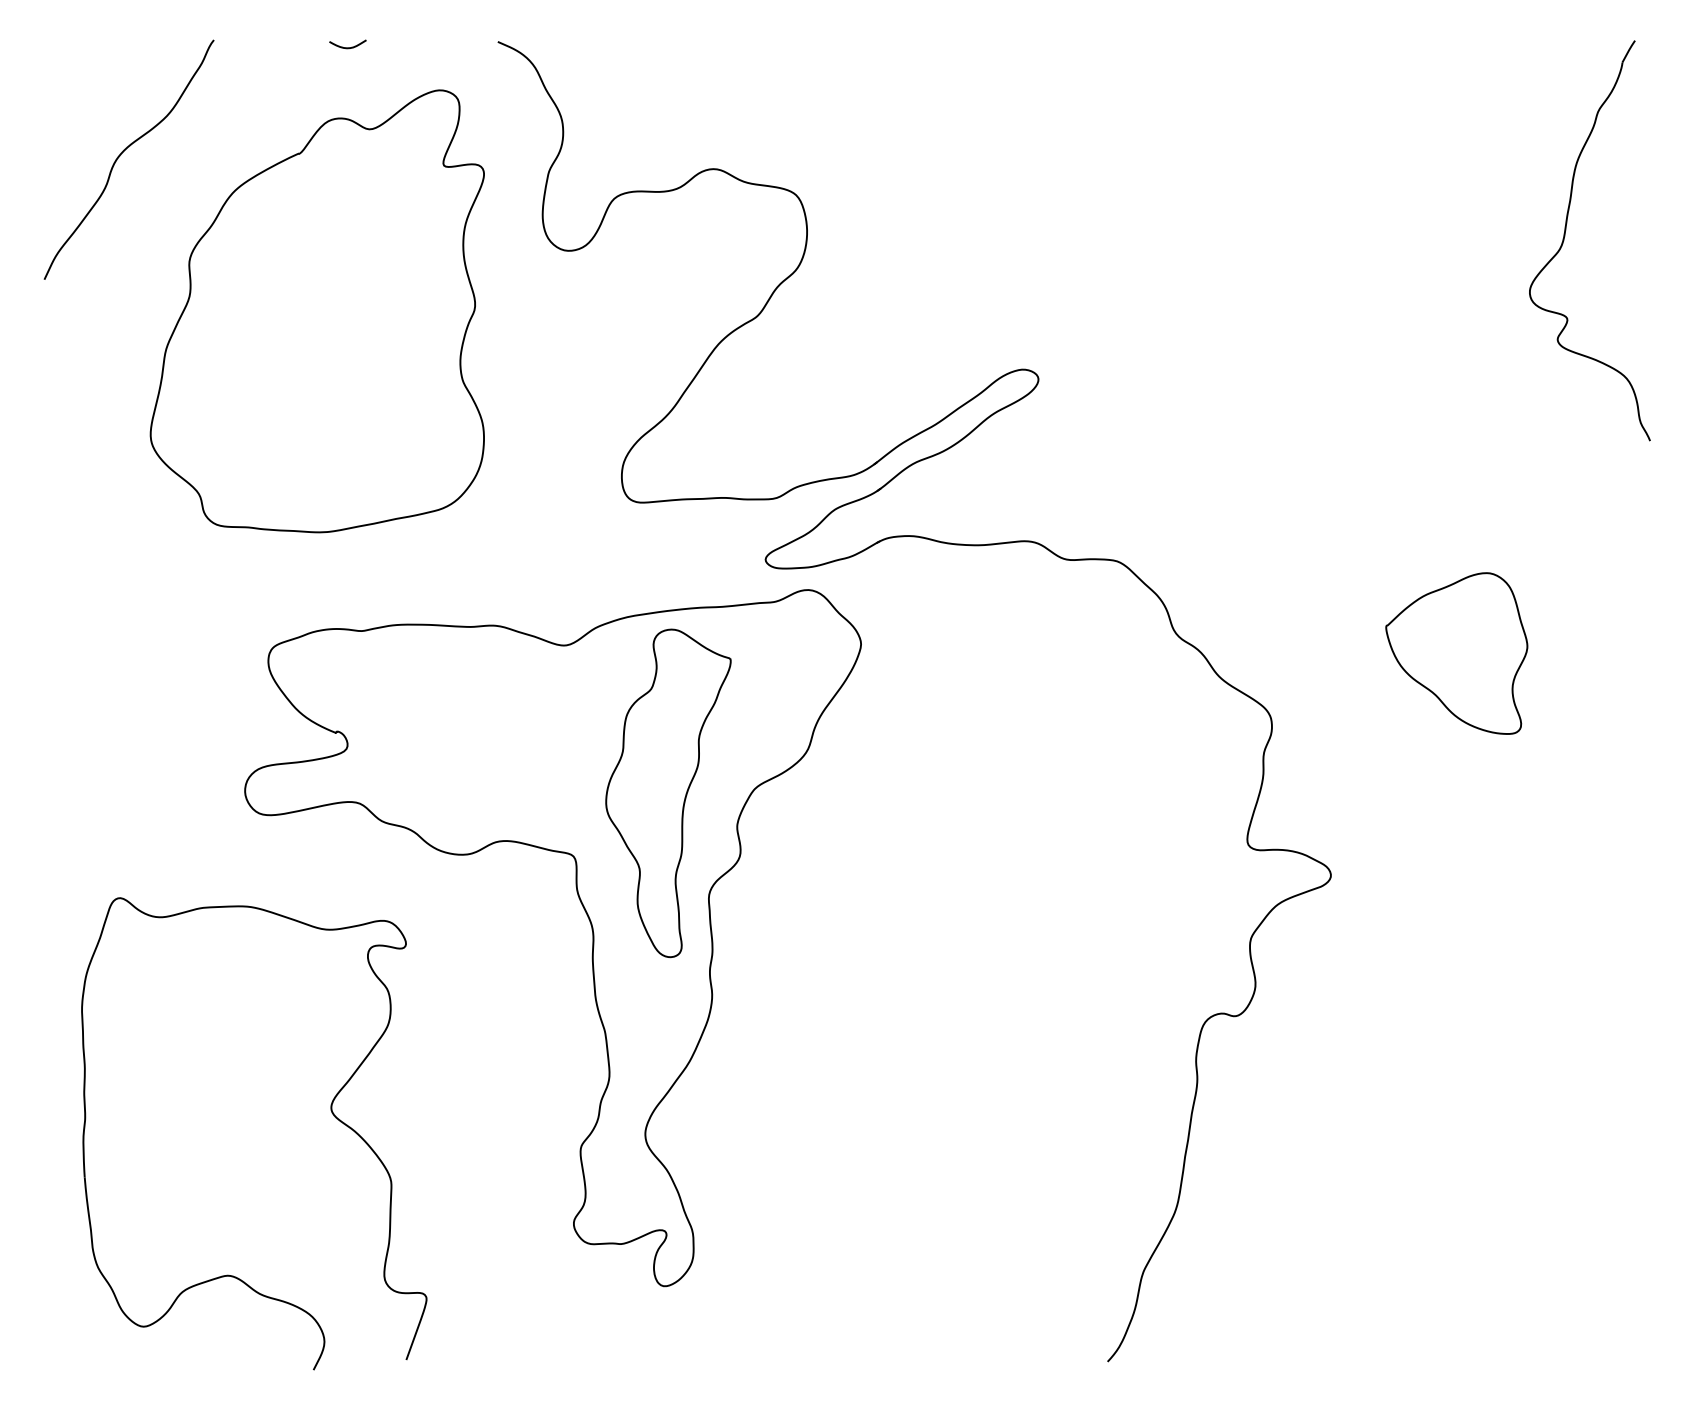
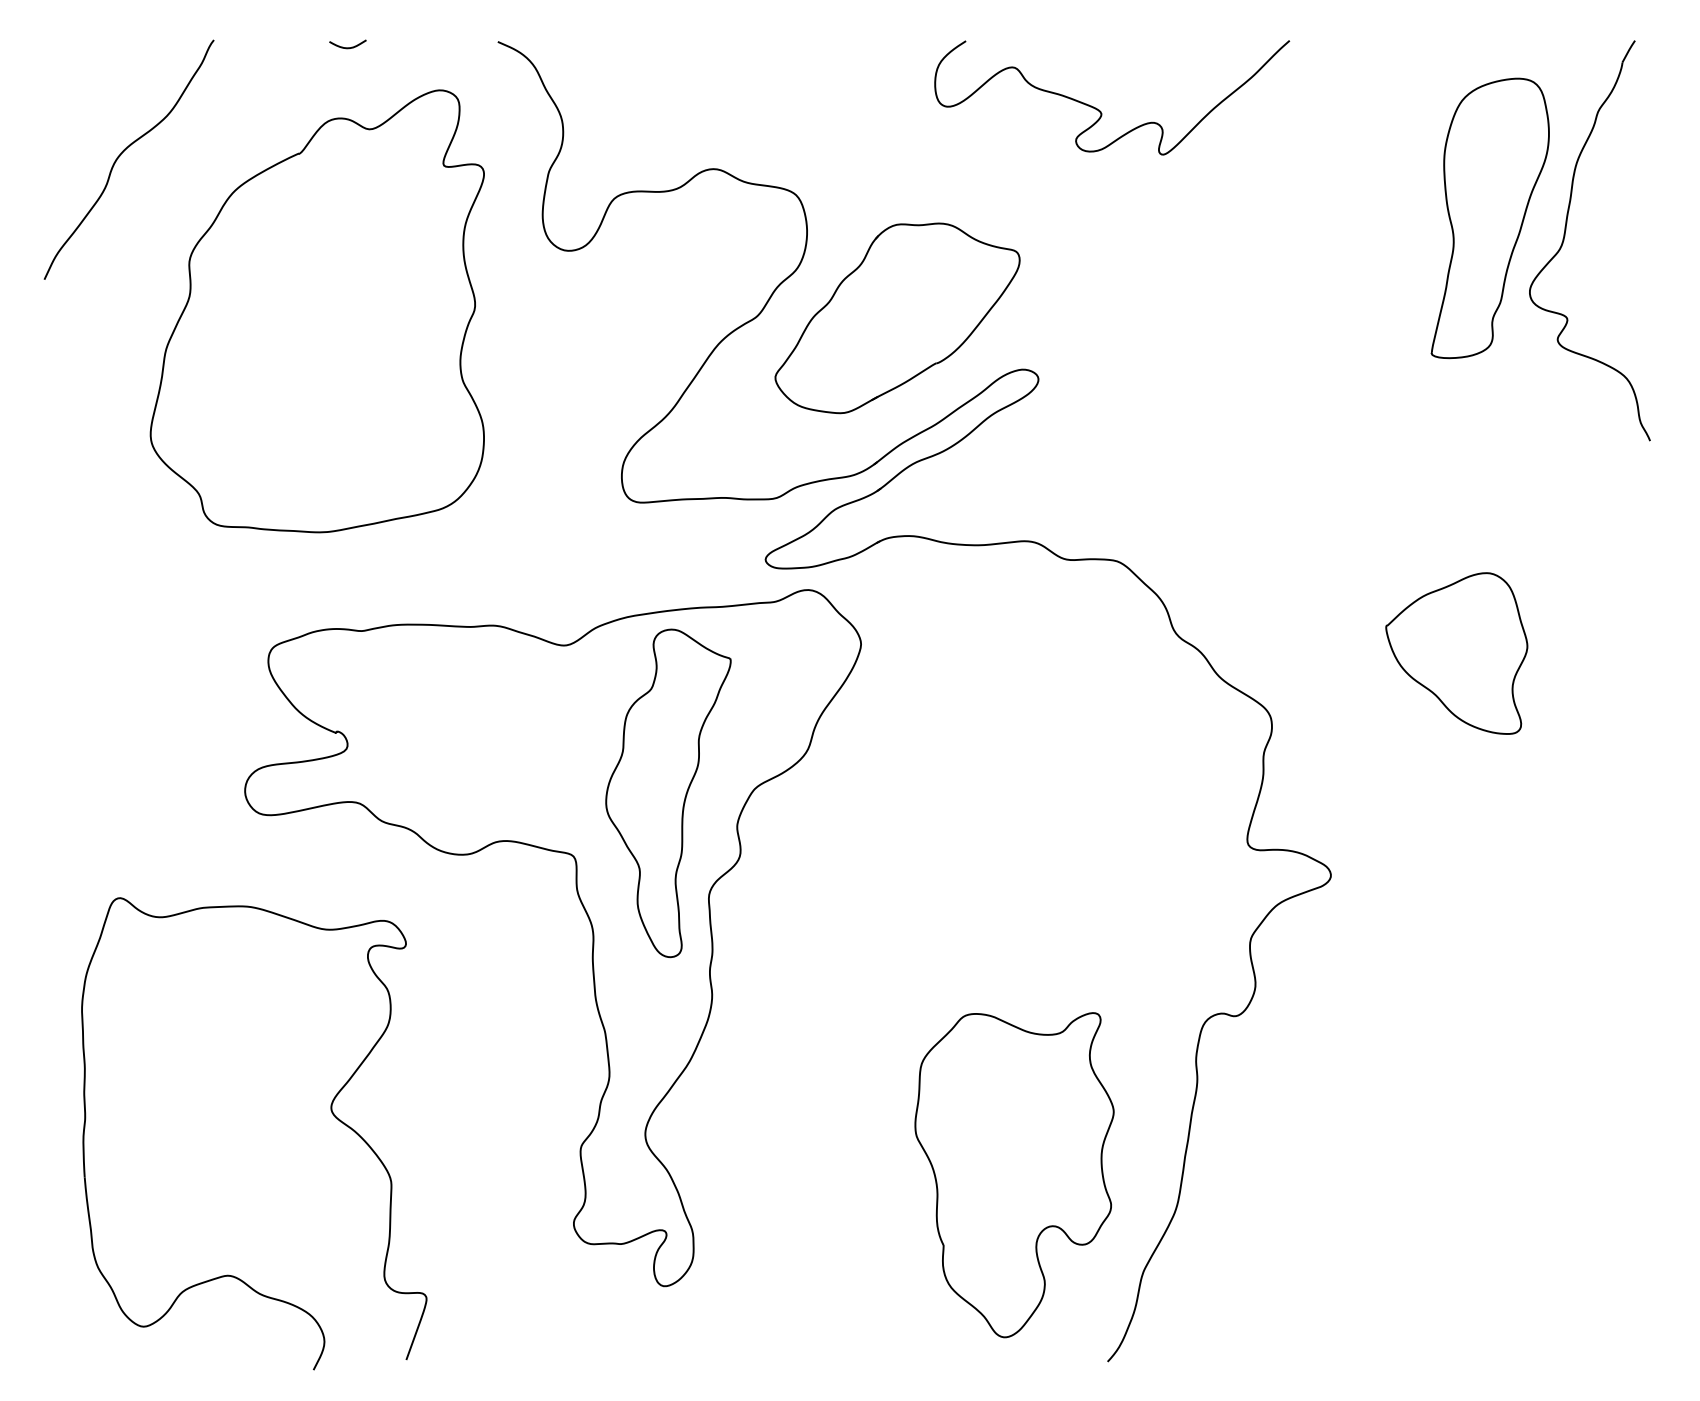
curve: none -> present (1099, 109)
part: none -> present (1489, 218)
part: none -> present (897, 318)
part: none -> present (1014, 1175)
